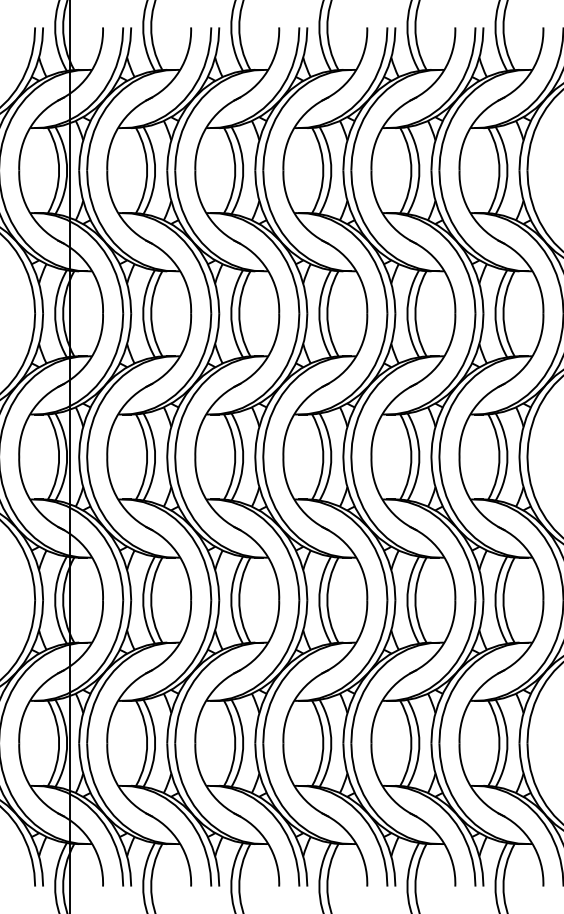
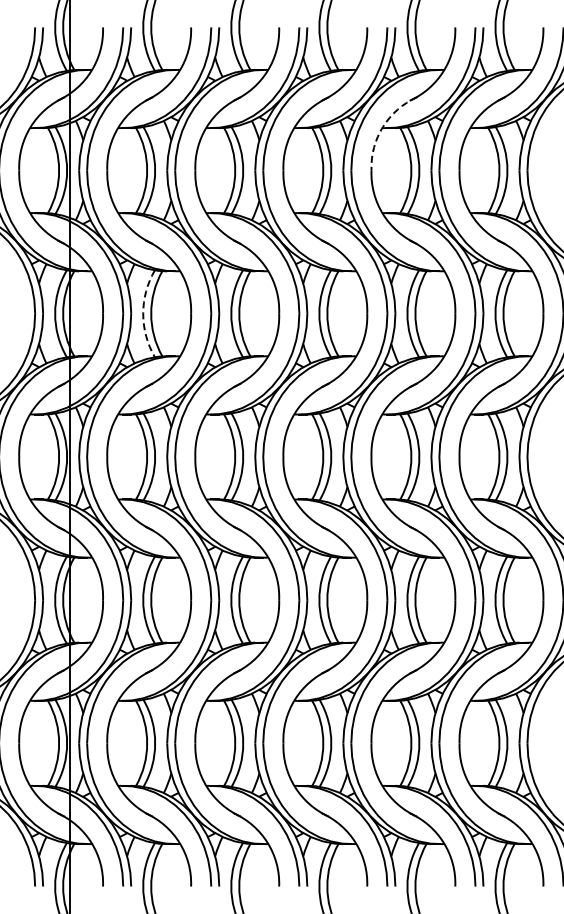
arc: solid -> dashed (383, 126)
arc: solid -> dashed (143, 313)
